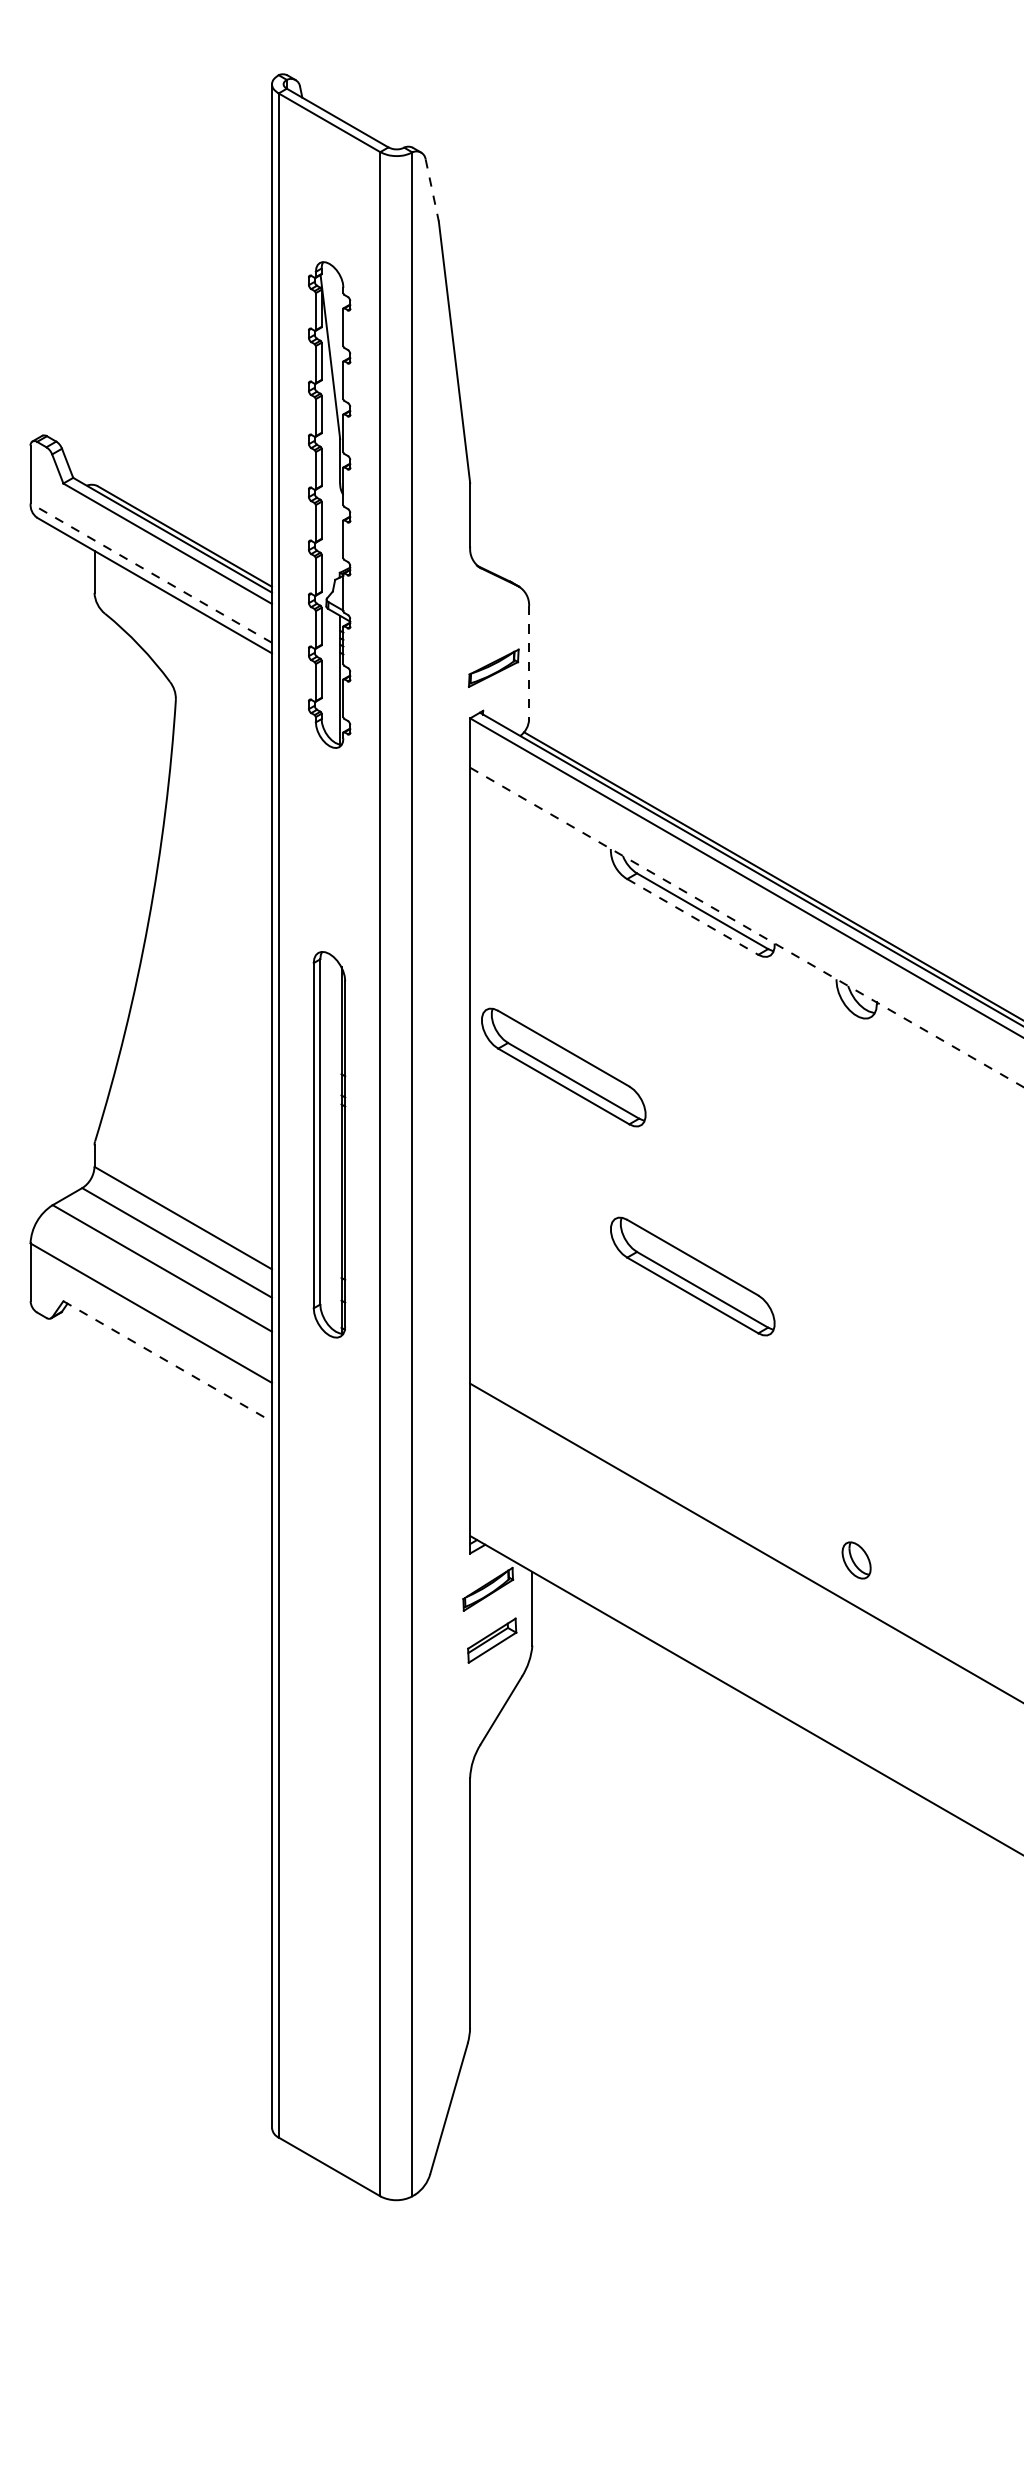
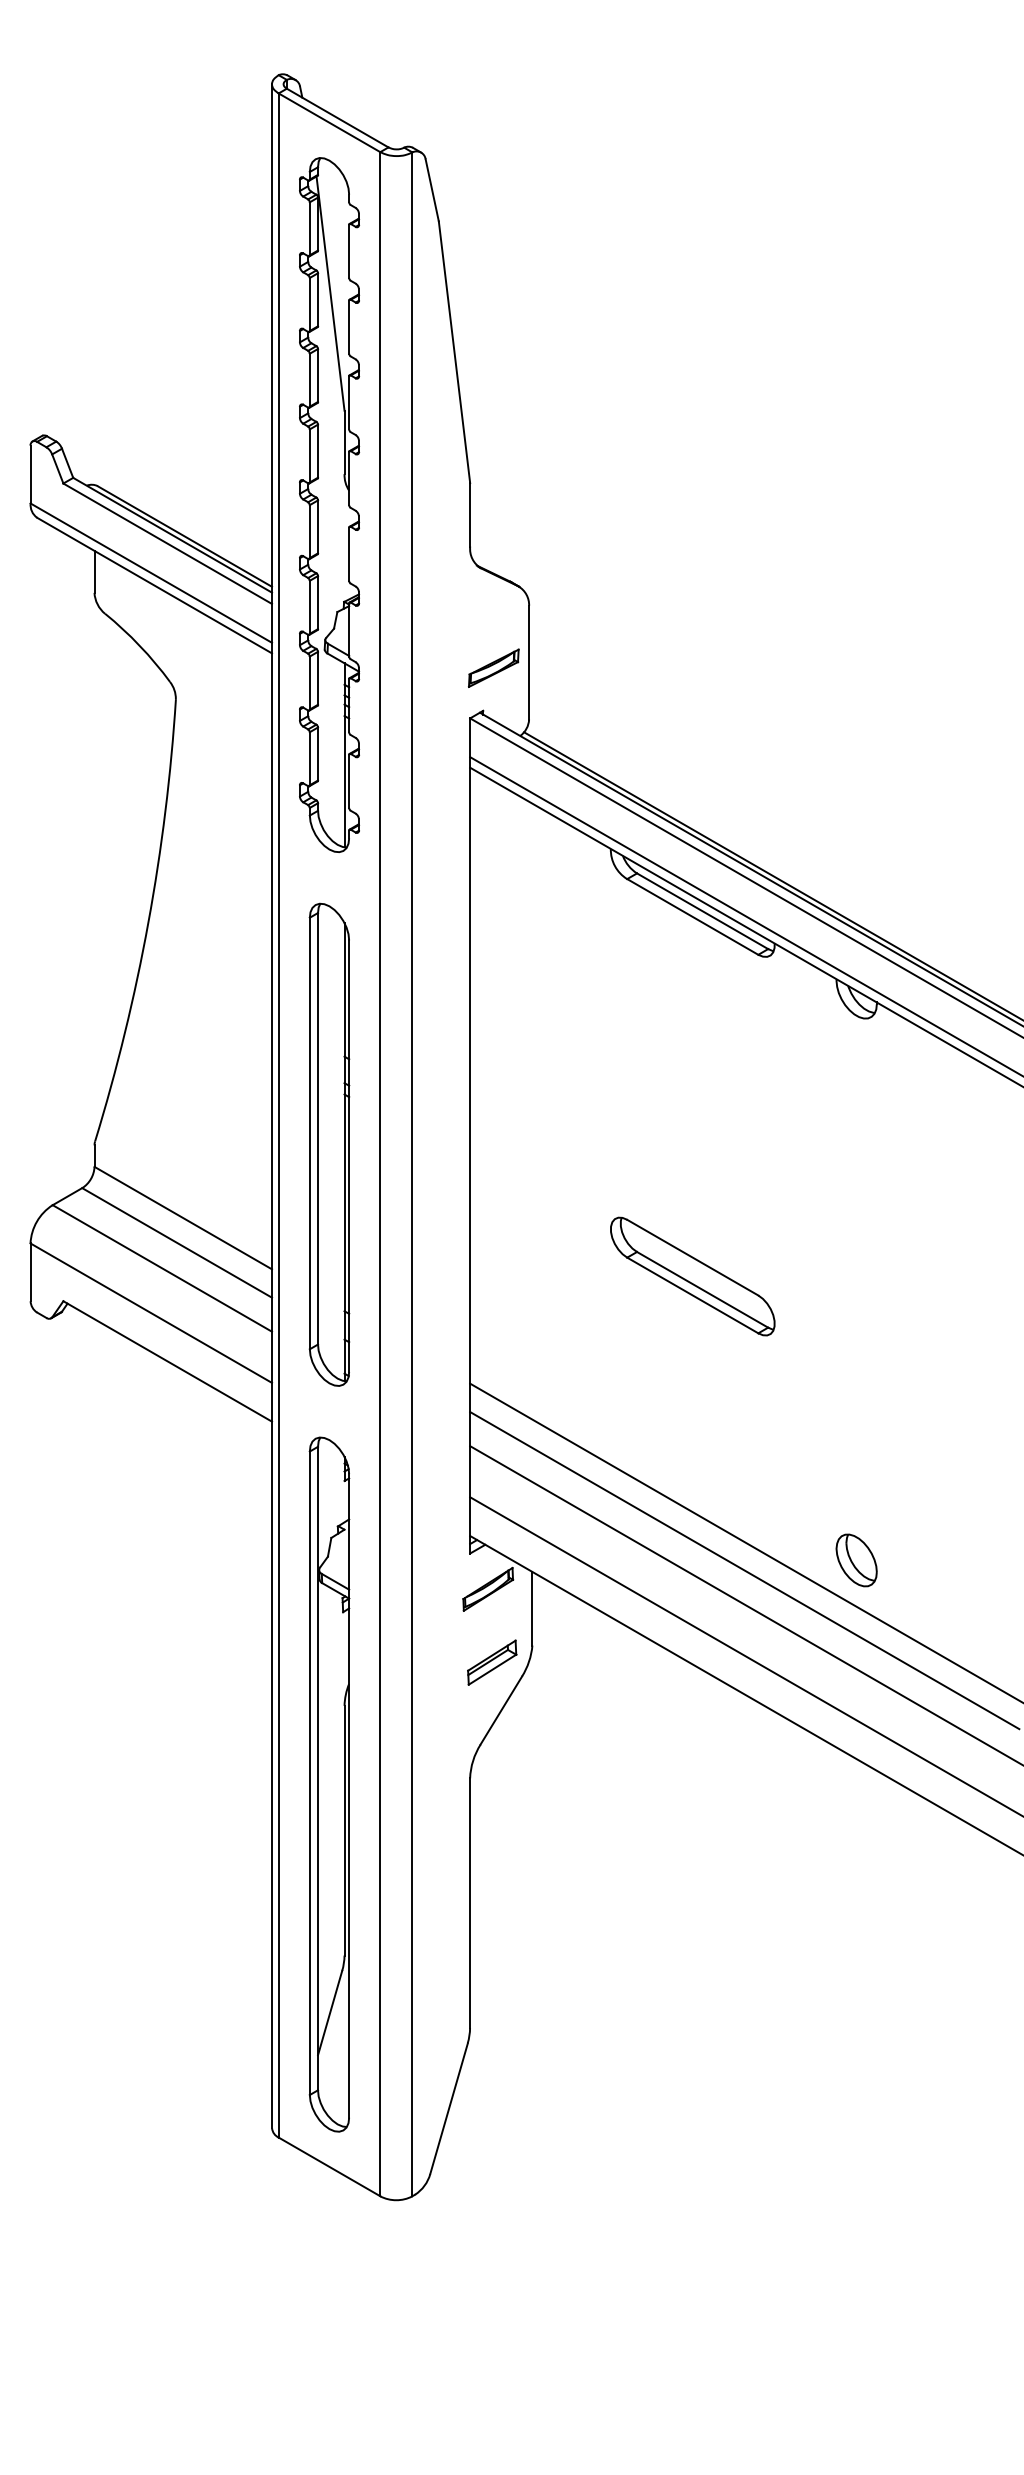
line: dashed -> solid (432, 190)
part size: 44x488 px -> 62x696 px (329, 504)
line: dashed -> solid (150, 572)
line: dashed -> solid (529, 662)
line: none -> present (745, 915)
line: dashed -> solid (692, 916)
line: dashed -> solid (747, 927)
part: present -> none (563, 1067)
part size: 35x388 px -> 43x485 px (329, 1144)
line: dashed -> solid (168, 1361)
part size: 31x39 px -> 43x55 px (856, 1560)
line: none -> present (744, 1570)
line: none -> present (745, 1604)
part position: (492, 1640) -> (492, 1662) (492, 1662)
line: none -> present (745, 1655)
part: none -> present (329, 1784)
